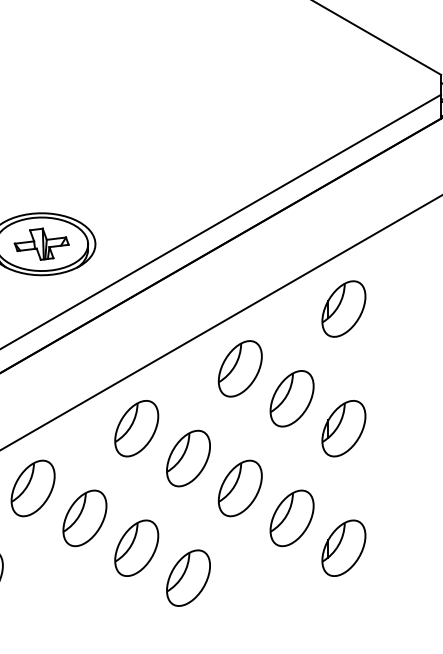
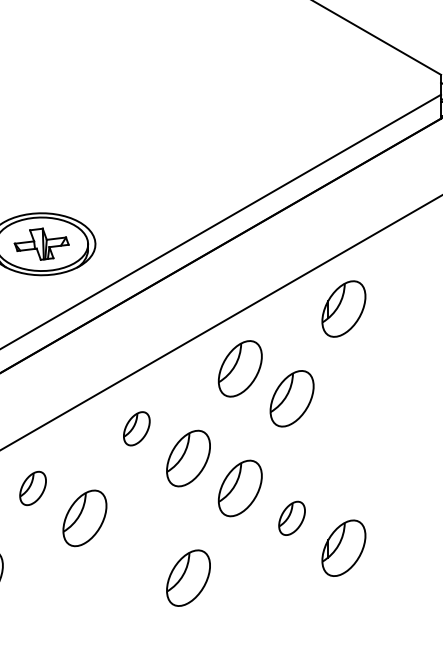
part size: 46x58 px -> 28x36 px (136, 428)
part: present -> none (343, 428)
part size: 46x59 px -> 28x37 px (32, 488)
part size: 46x59 px -> 28x36 px (291, 517)
part: present -> none (136, 547)
